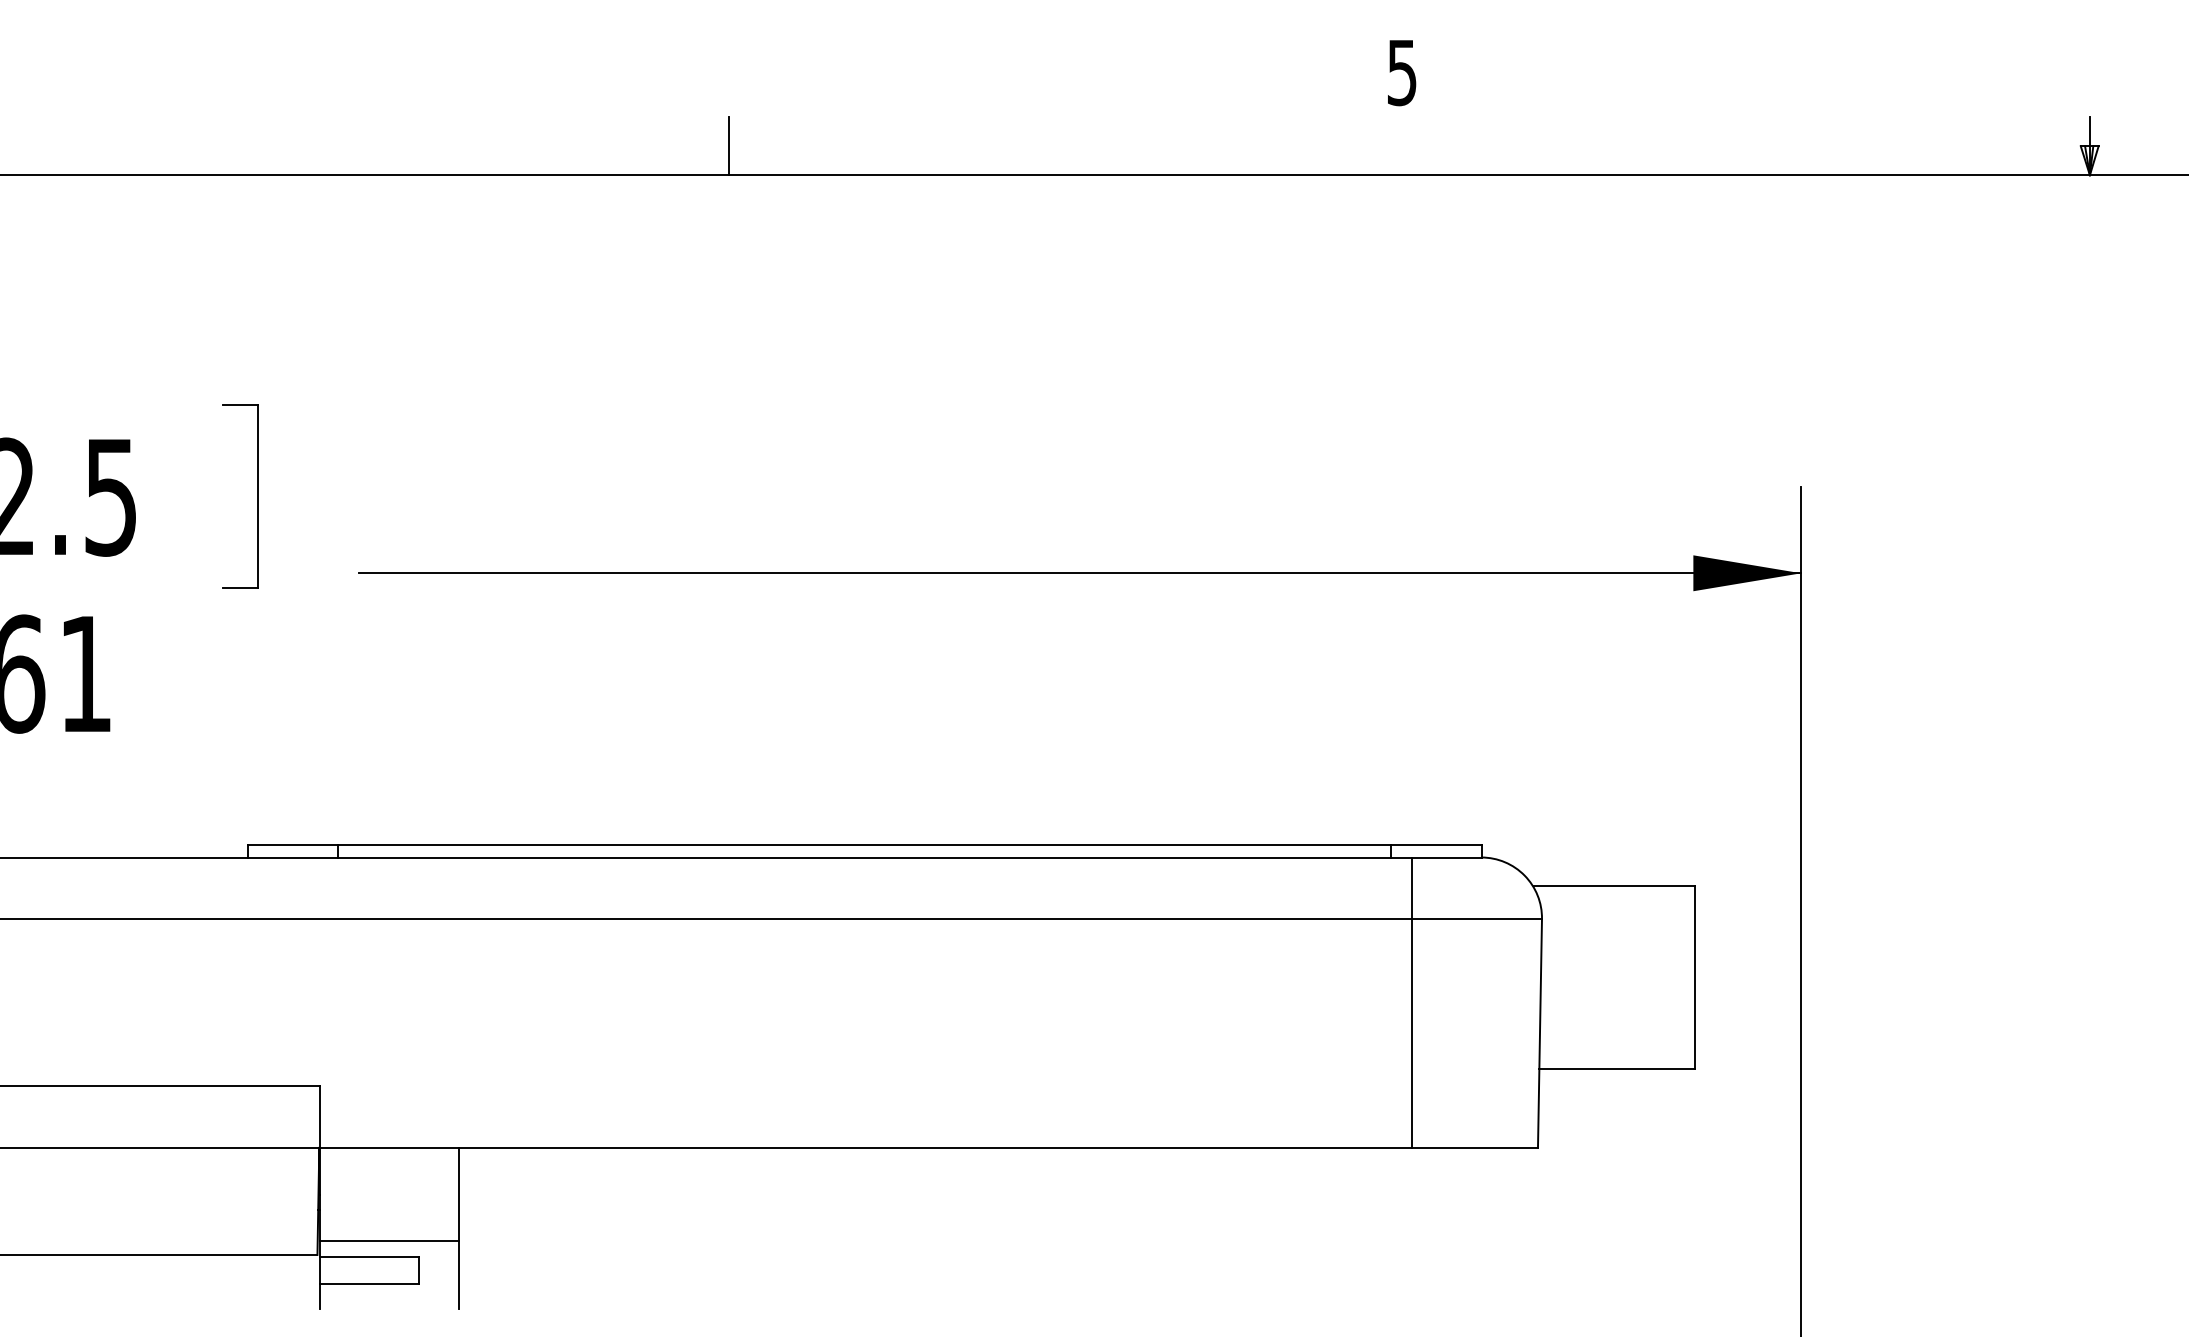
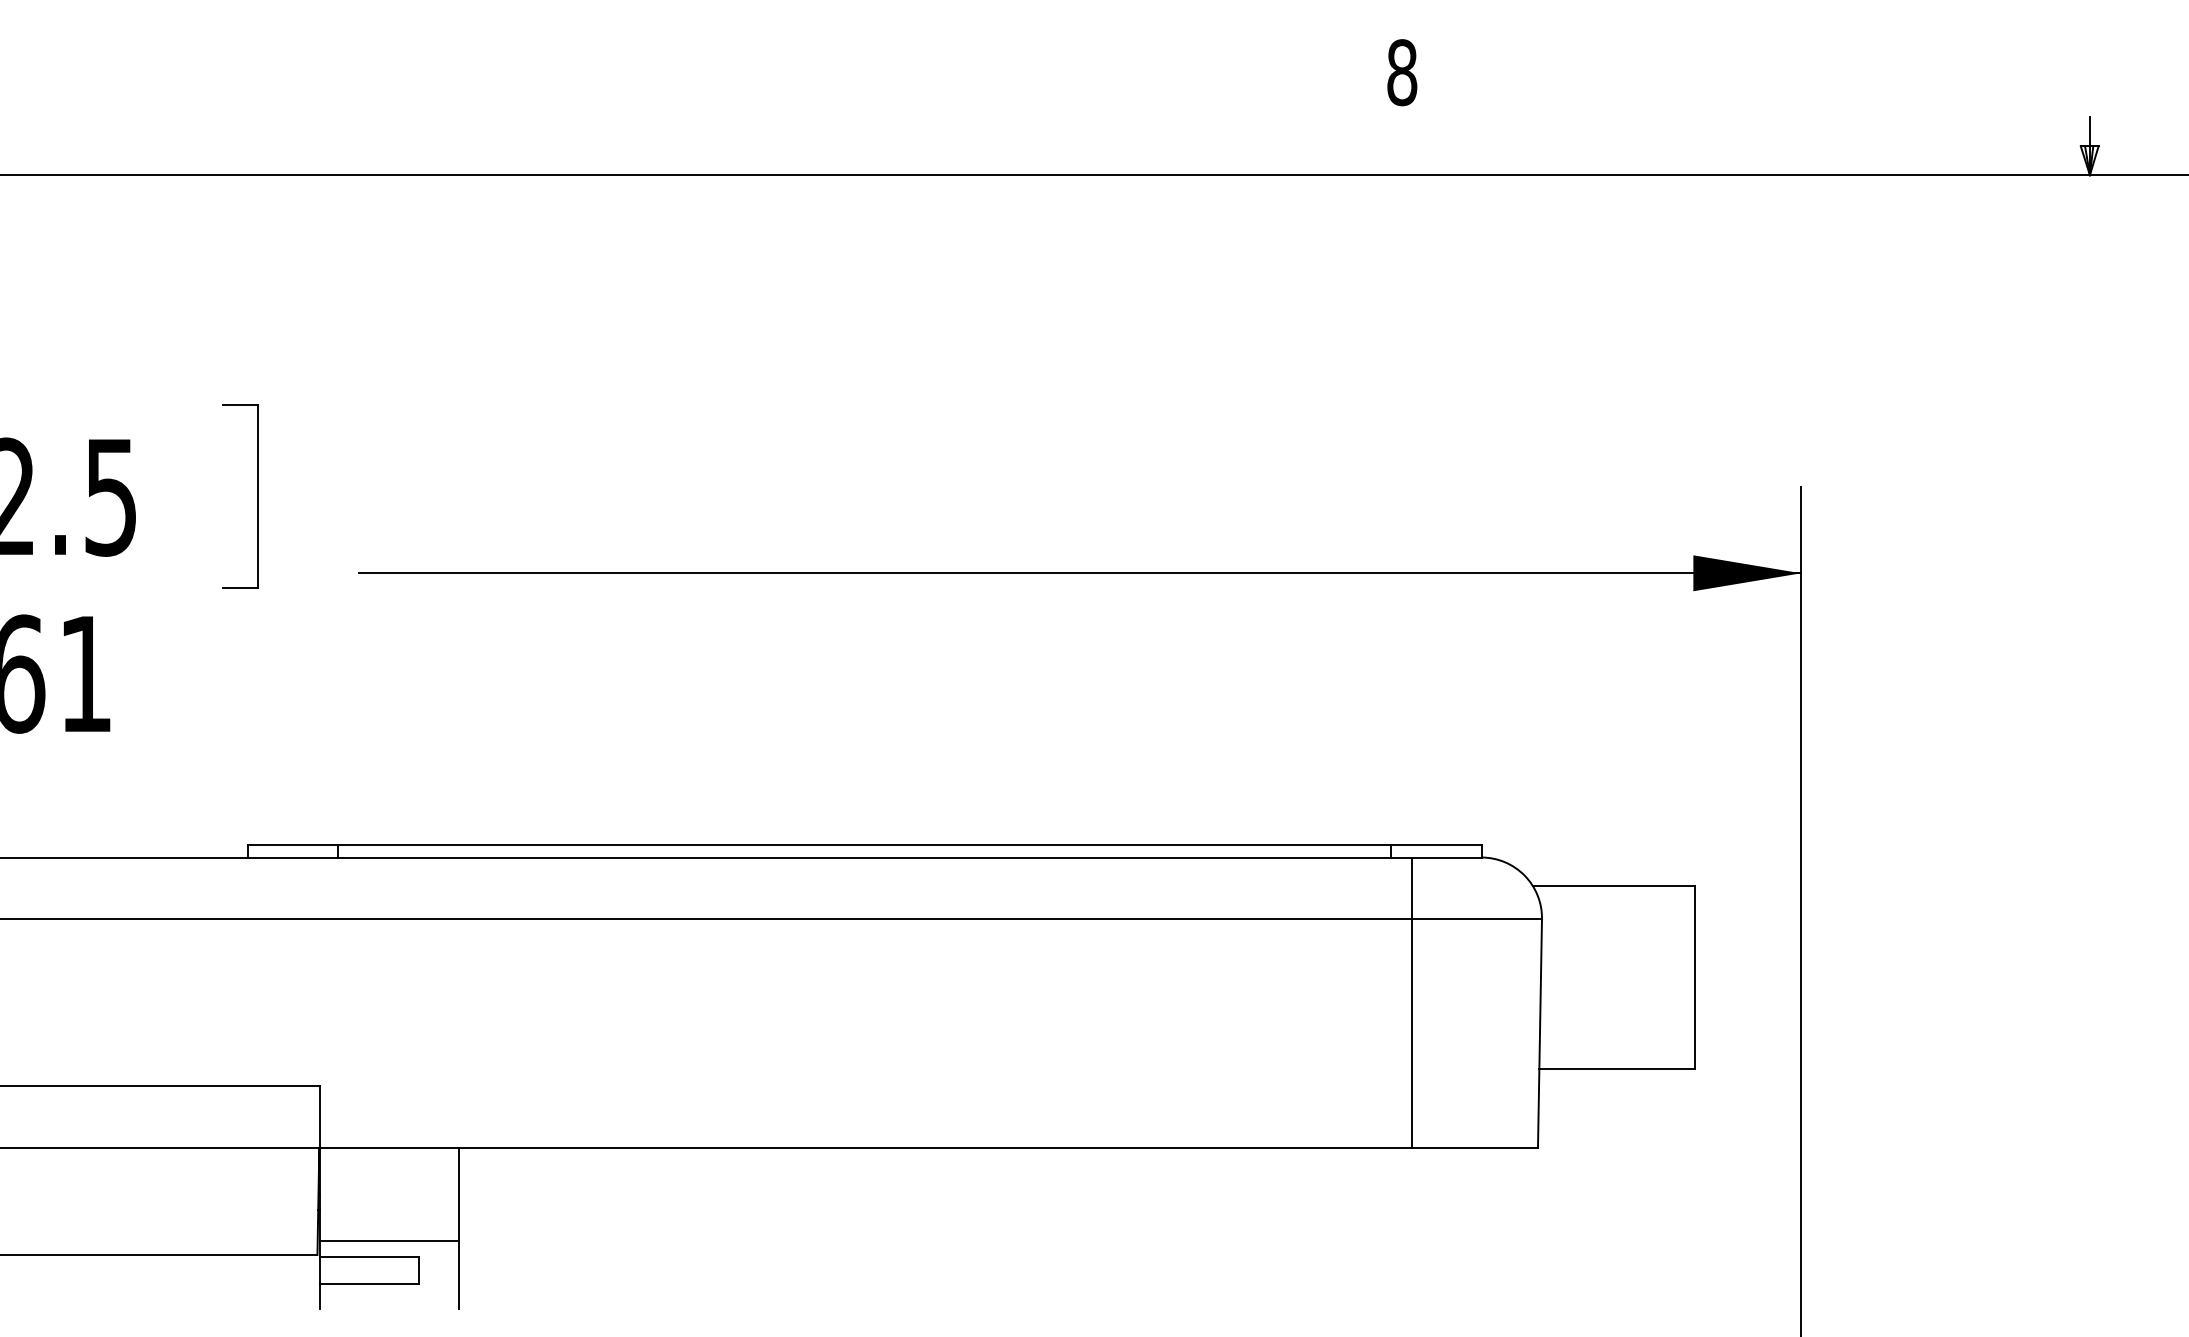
text: 5 -> 8 (1402, 72)
line: present -> none (729, 145)
